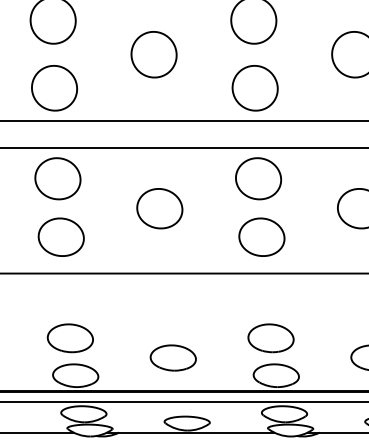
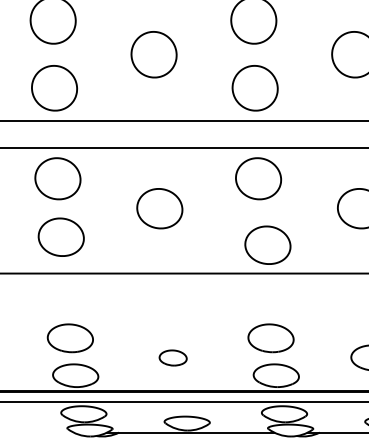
part position: (261, 236) -> (267, 244) (267, 244)
part size: 48x28 px -> 30x18 px (172, 357)
line: present -> none (37, 432)
